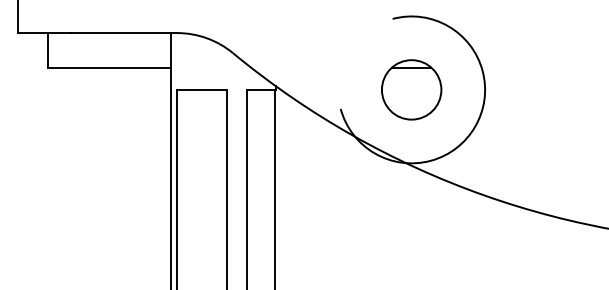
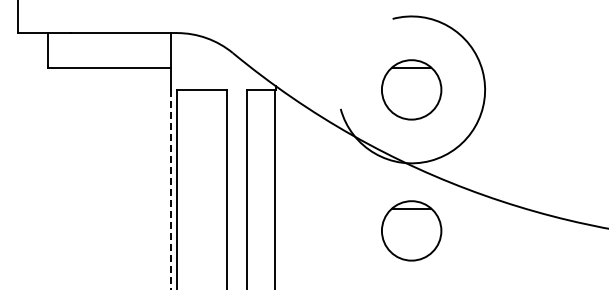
line: solid -> dashed (170, 190)
part: none -> present (411, 230)
